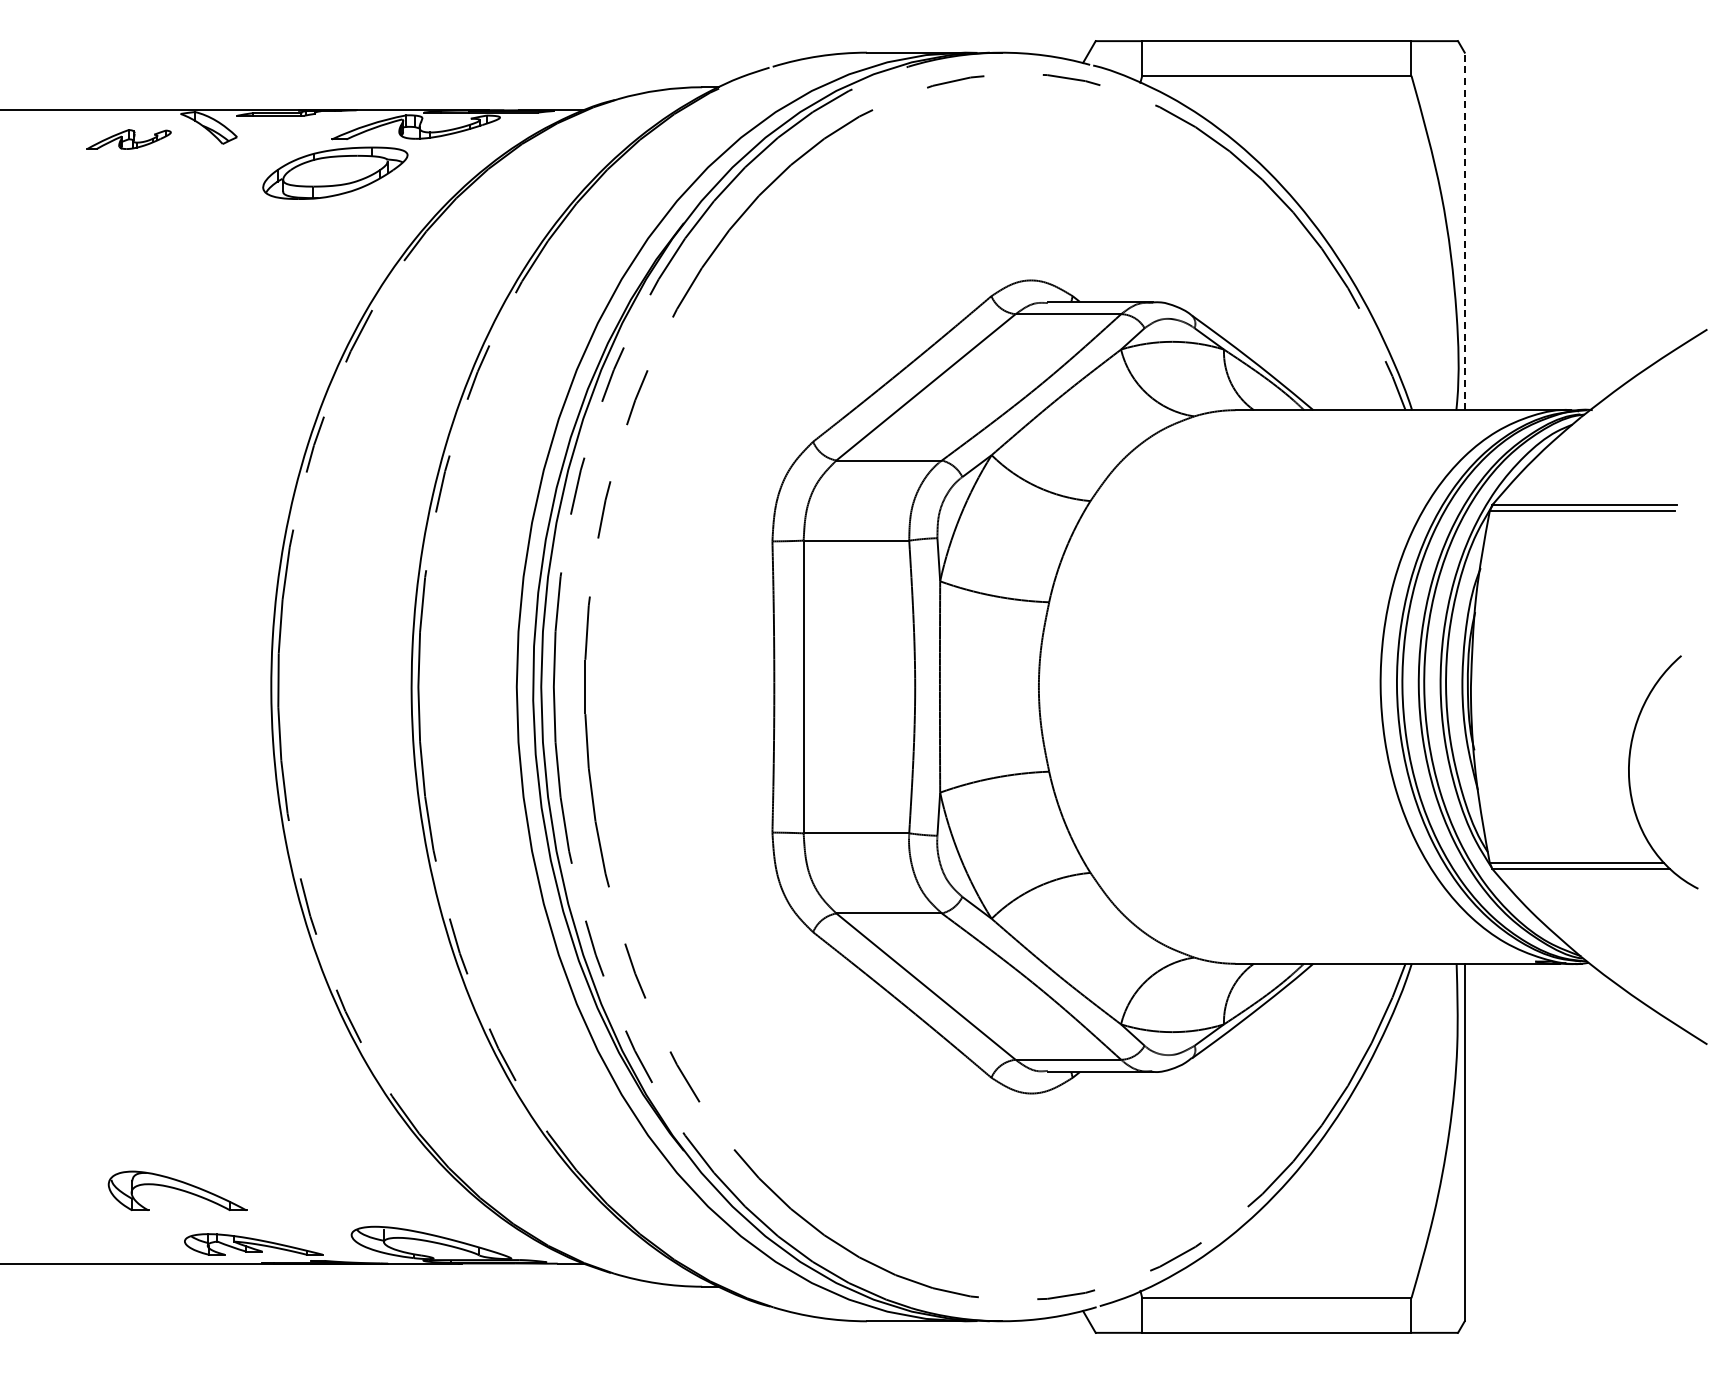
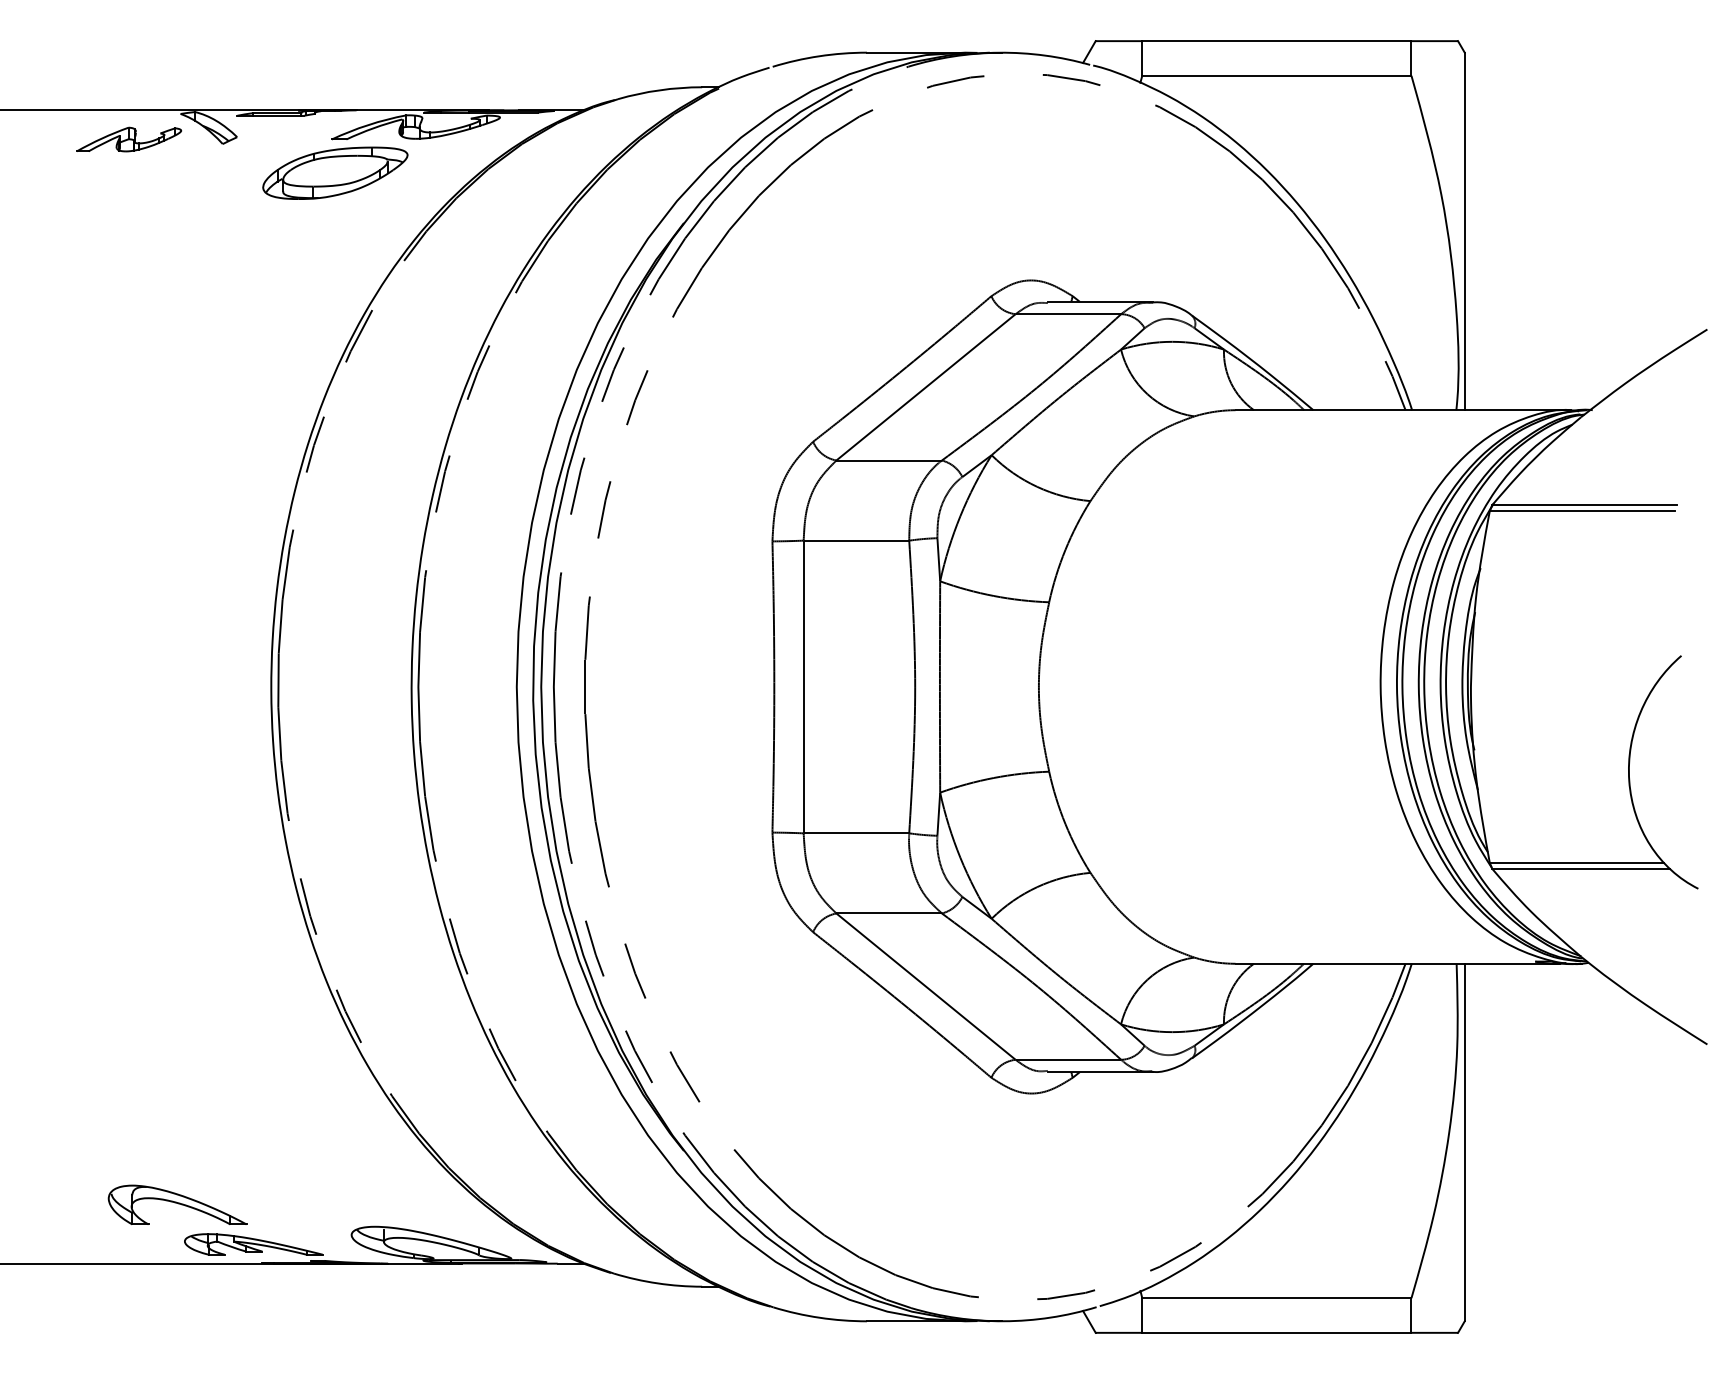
part size: 86x21 px -> 107x27 px (129, 139)
line: dashed -> solid (1464, 231)
part position: (177, 1190) -> (177, 1204) (177, 1204)
